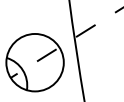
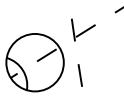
arc: solid -> dashed (76, 50)
